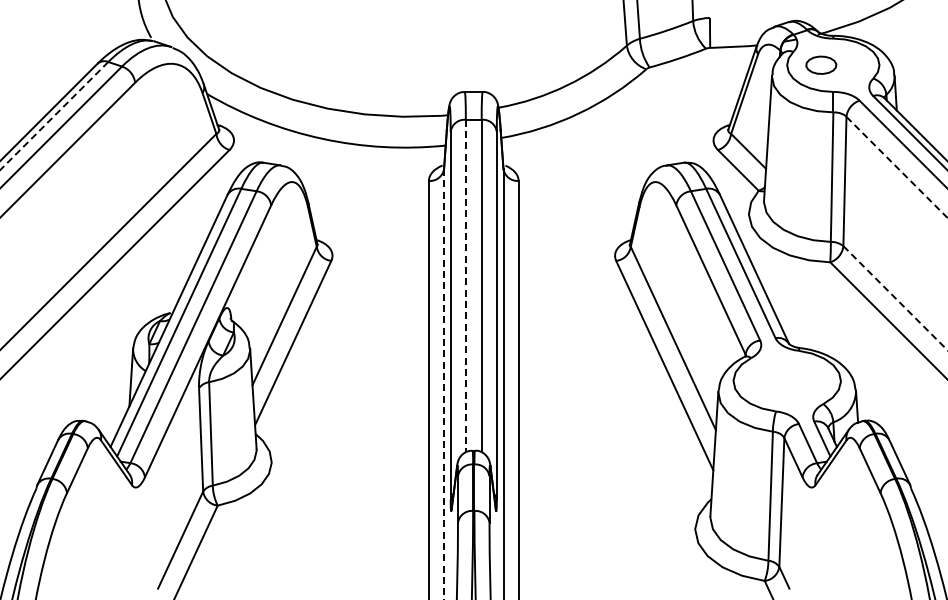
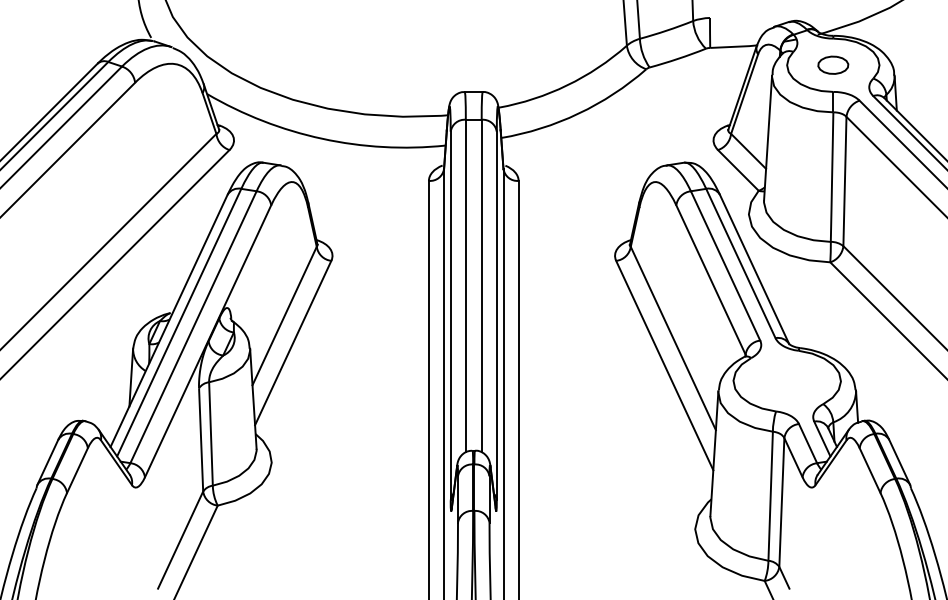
part position: (821, 64) -> (833, 64) (833, 64)
line: dashed -> solid (53, 116)
line: dashed -> solid (896, 167)
line: dashed -> solid (465, 286)
line: dashed -> solid (895, 298)
line: dashed -> solid (444, 384)
